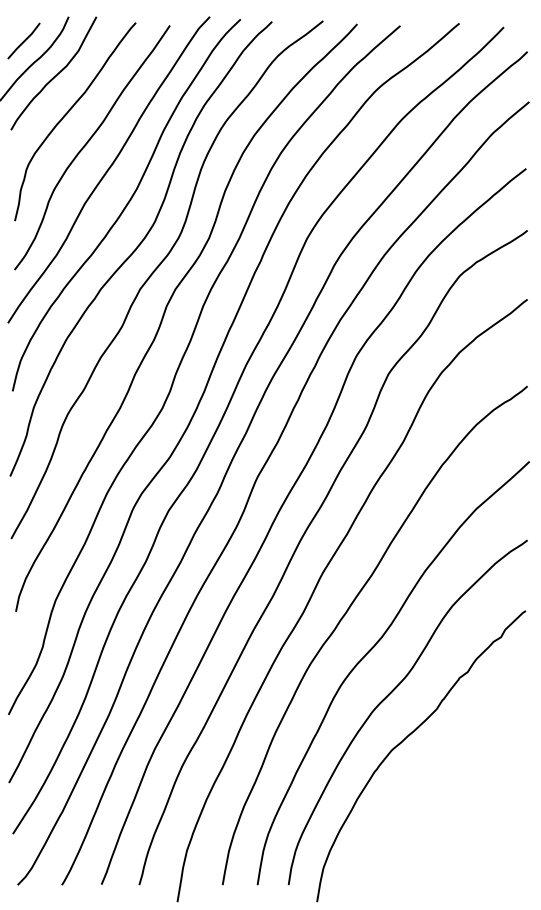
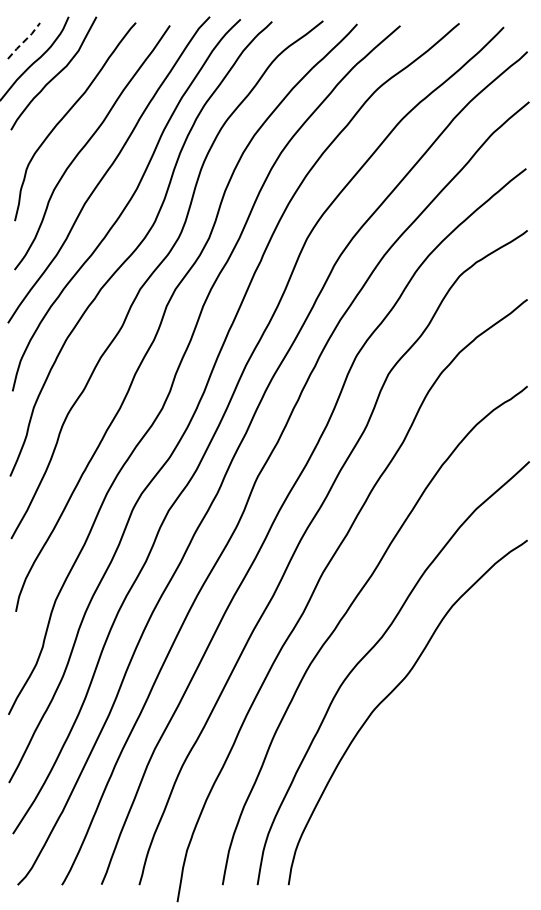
line: solid -> dashed (24, 41)
curve: present -> none (409, 736)
